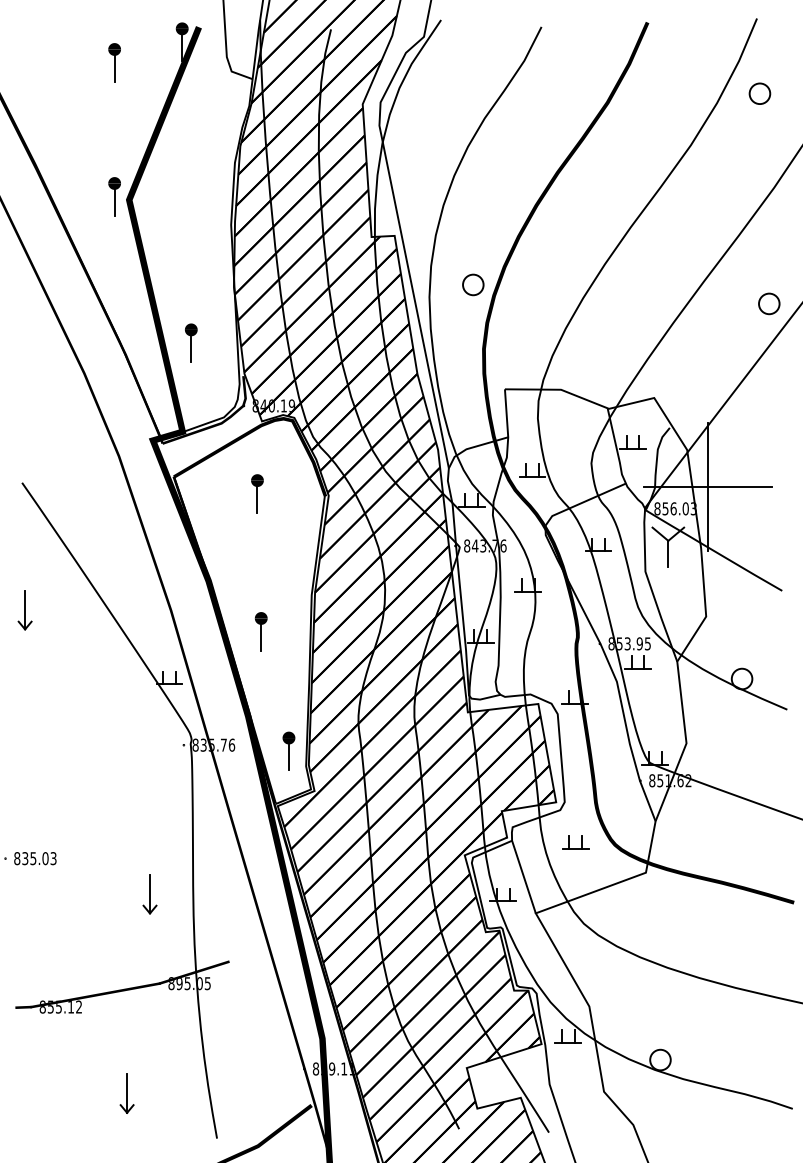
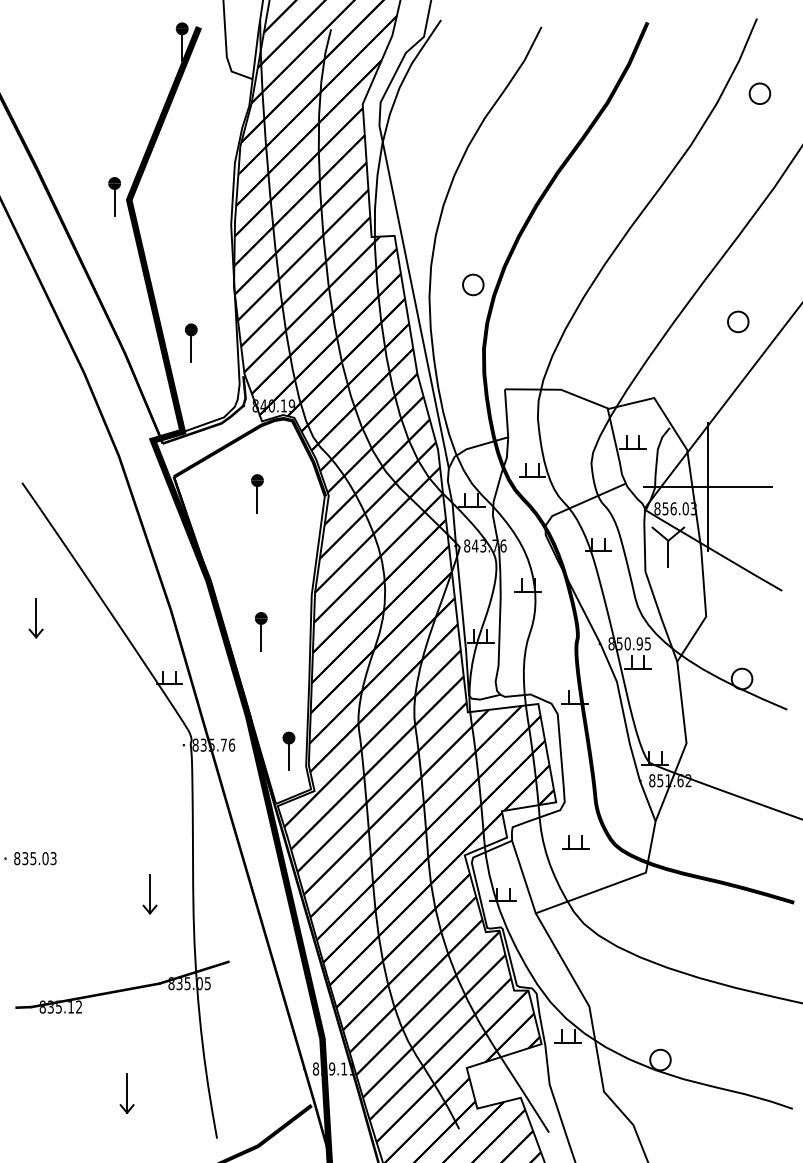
part: present -> none (114, 62)
part position: (769, 303) -> (738, 321) (738, 321)
part position: (24, 610) -> (35, 618) (35, 618)
text: 853.95 -> 850.95 (627, 643)
text: 895.05 -> 835.05 (179, 983)
text: 855.12 -> 835.12 (50, 1006)
